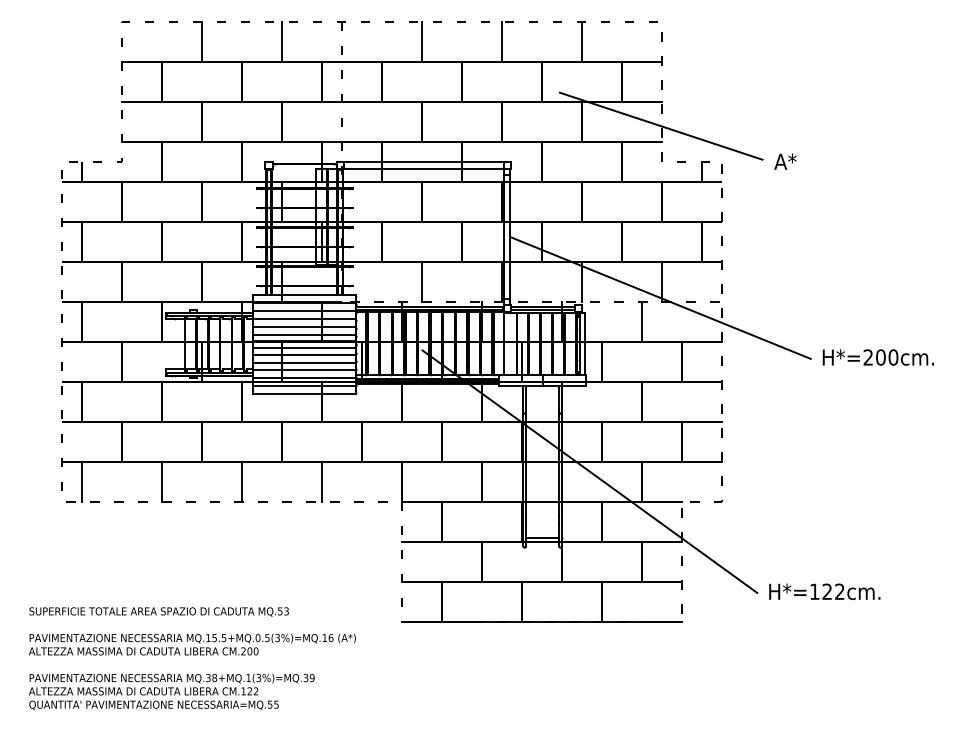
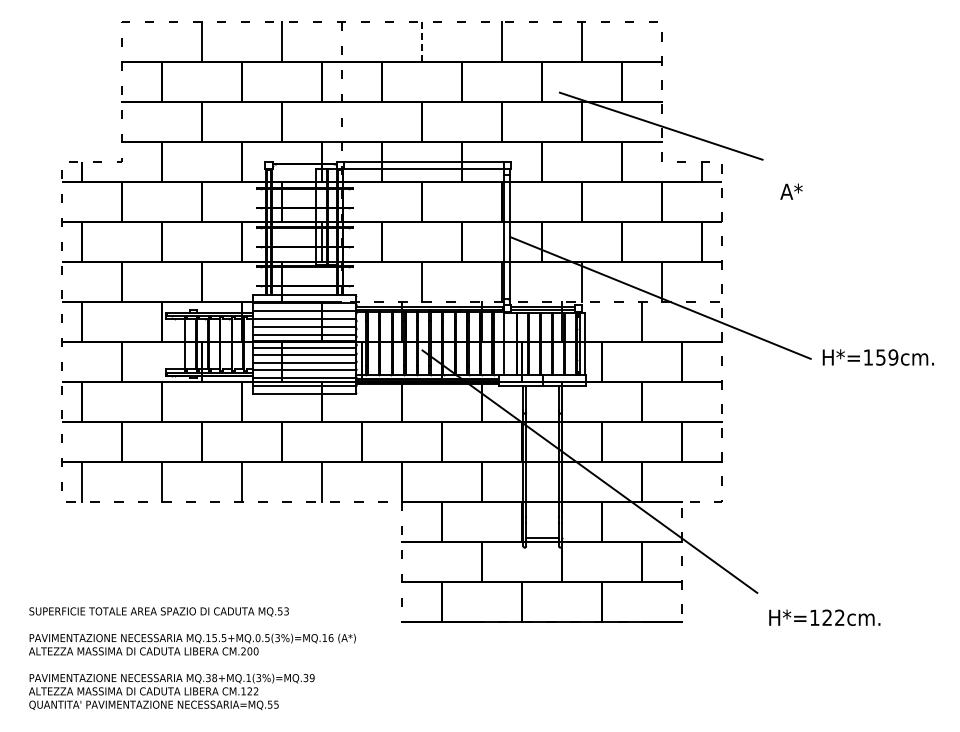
line: solid -> dashed (422, 41)
text position: (785, 161) -> (791, 191) (791, 191)
text: H*=200cm. -> H*=159cm. (880, 357)
text position: (824, 591) -> (824, 617) (824, 617)
